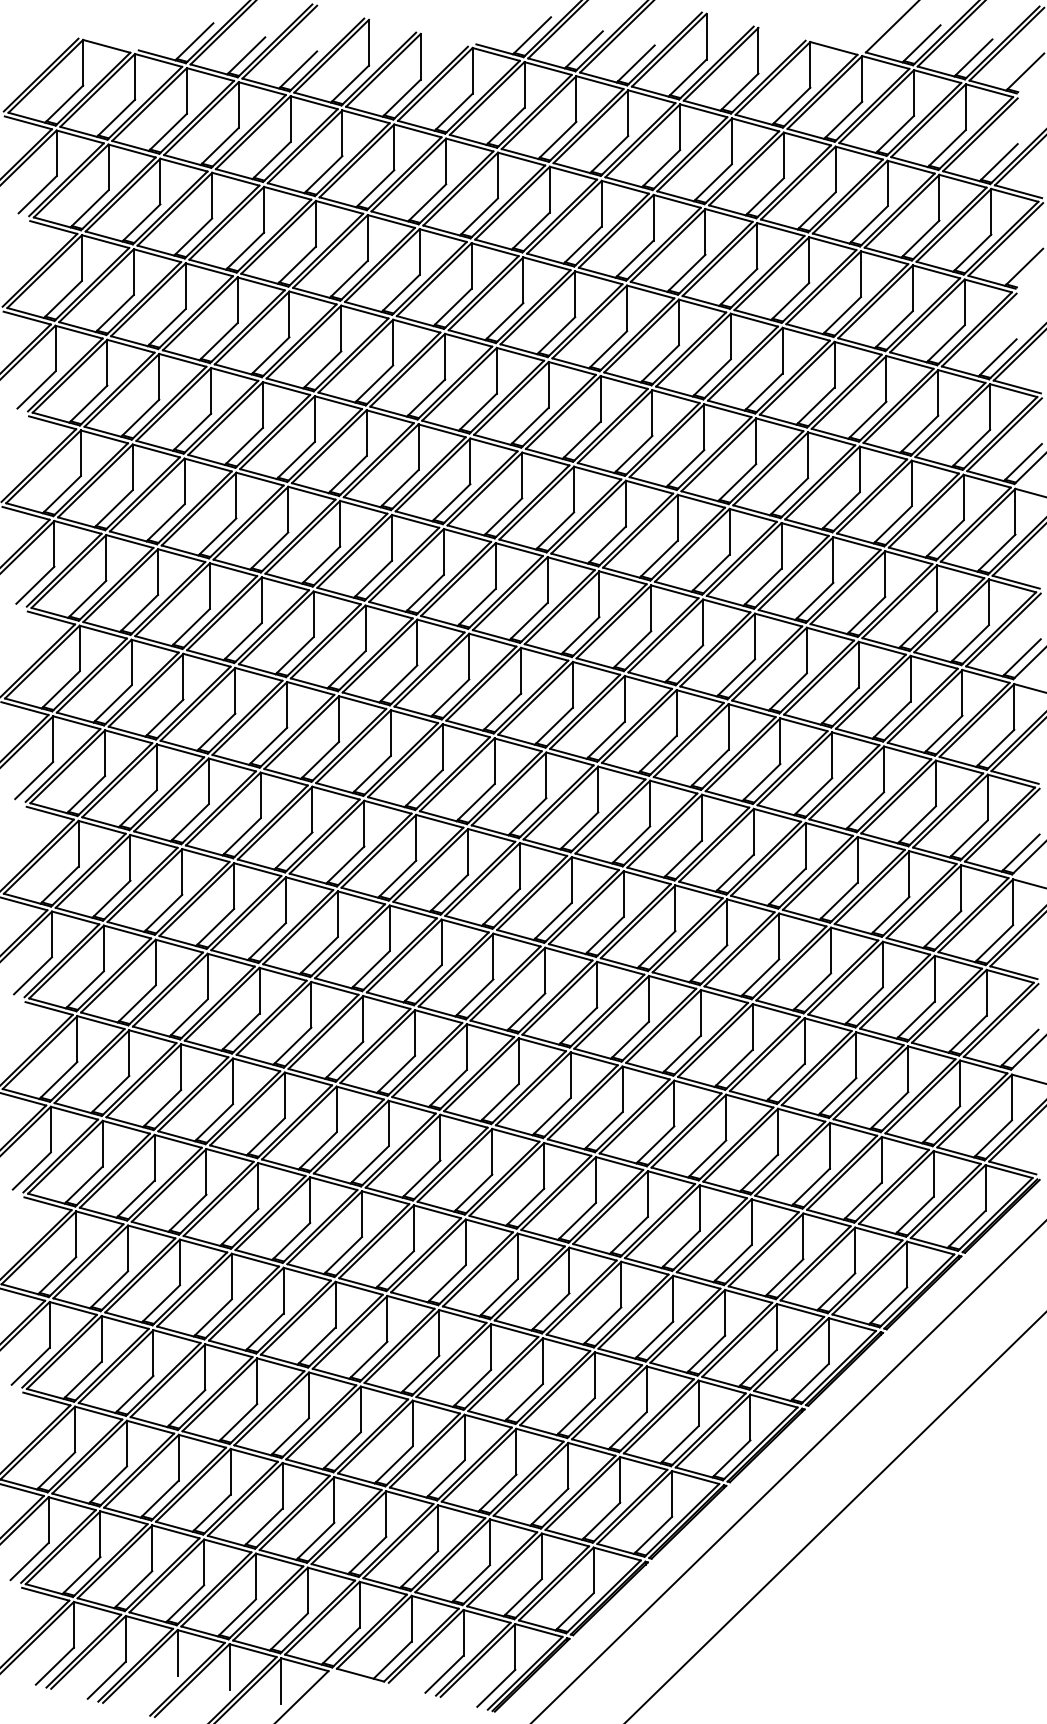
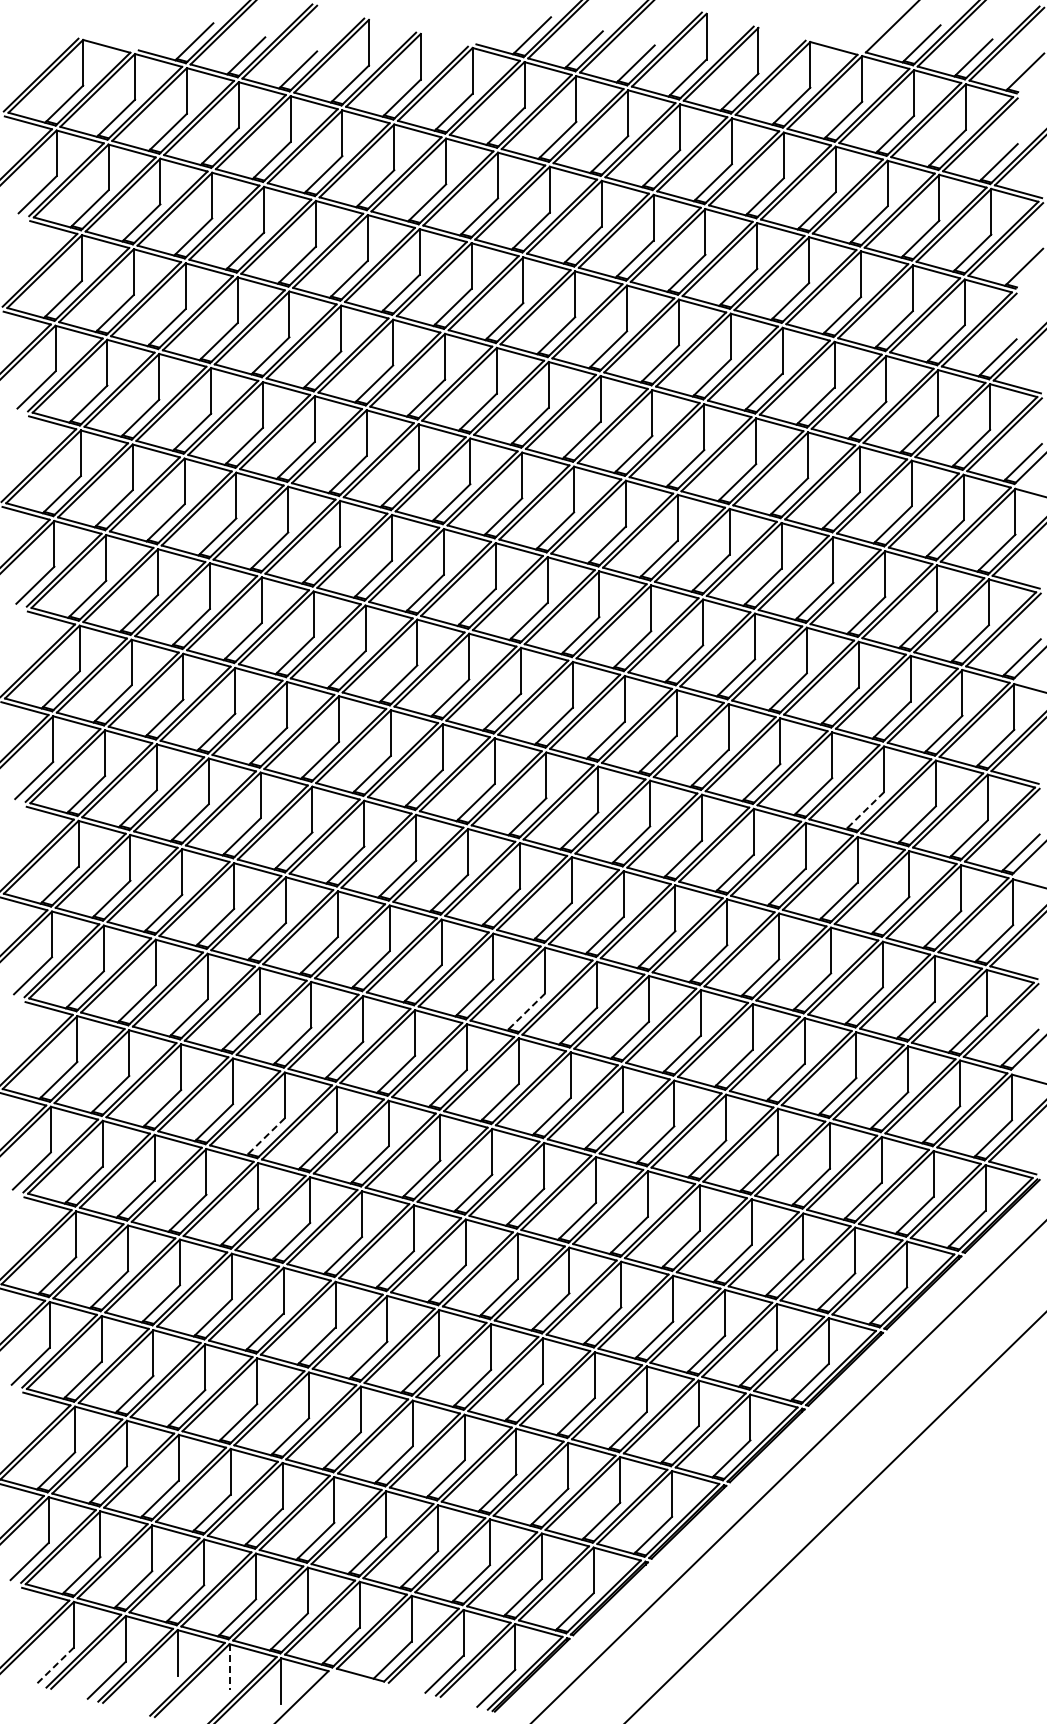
line: solid -> dashed (865, 810)
line: solid -> dashed (526, 1012)
line: solid -> dashed (265, 1136)
line: solid -> dashed (54, 1666)
line: solid -> dashed (229, 1667)
